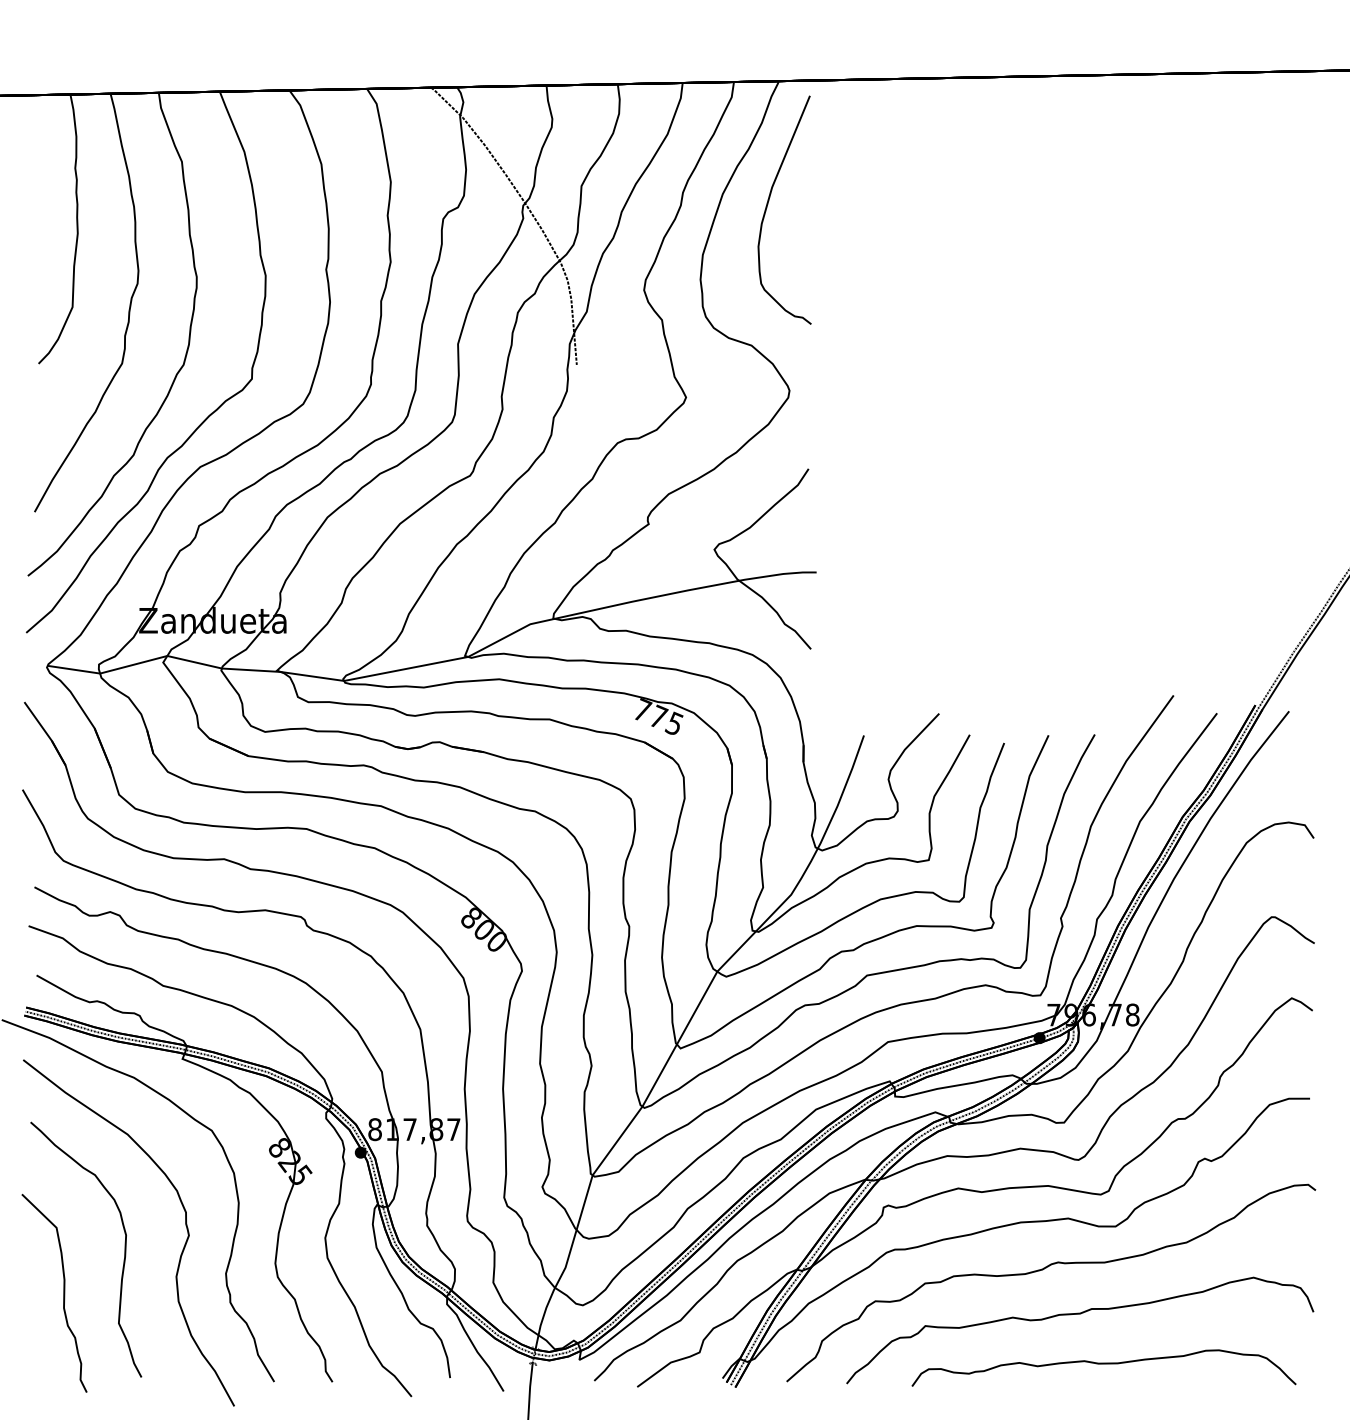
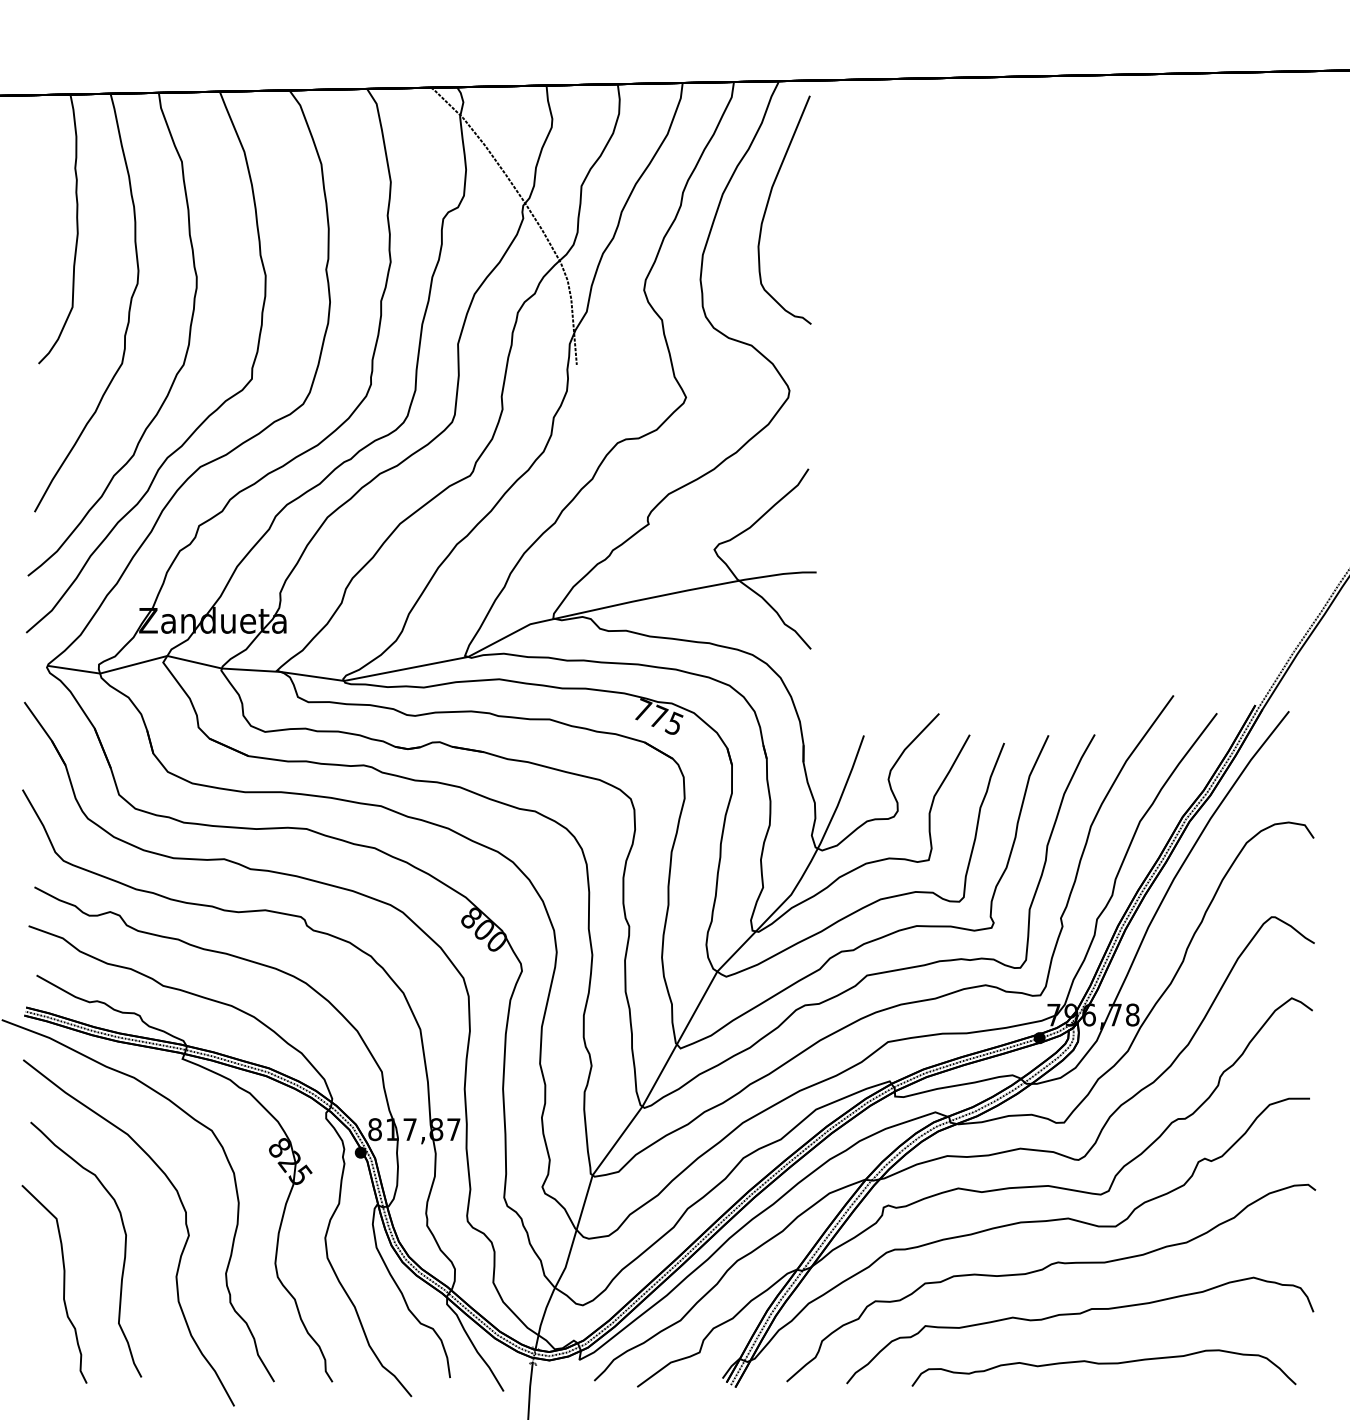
part position: (63, 1293) -> (63, 1284) (63, 1284)
